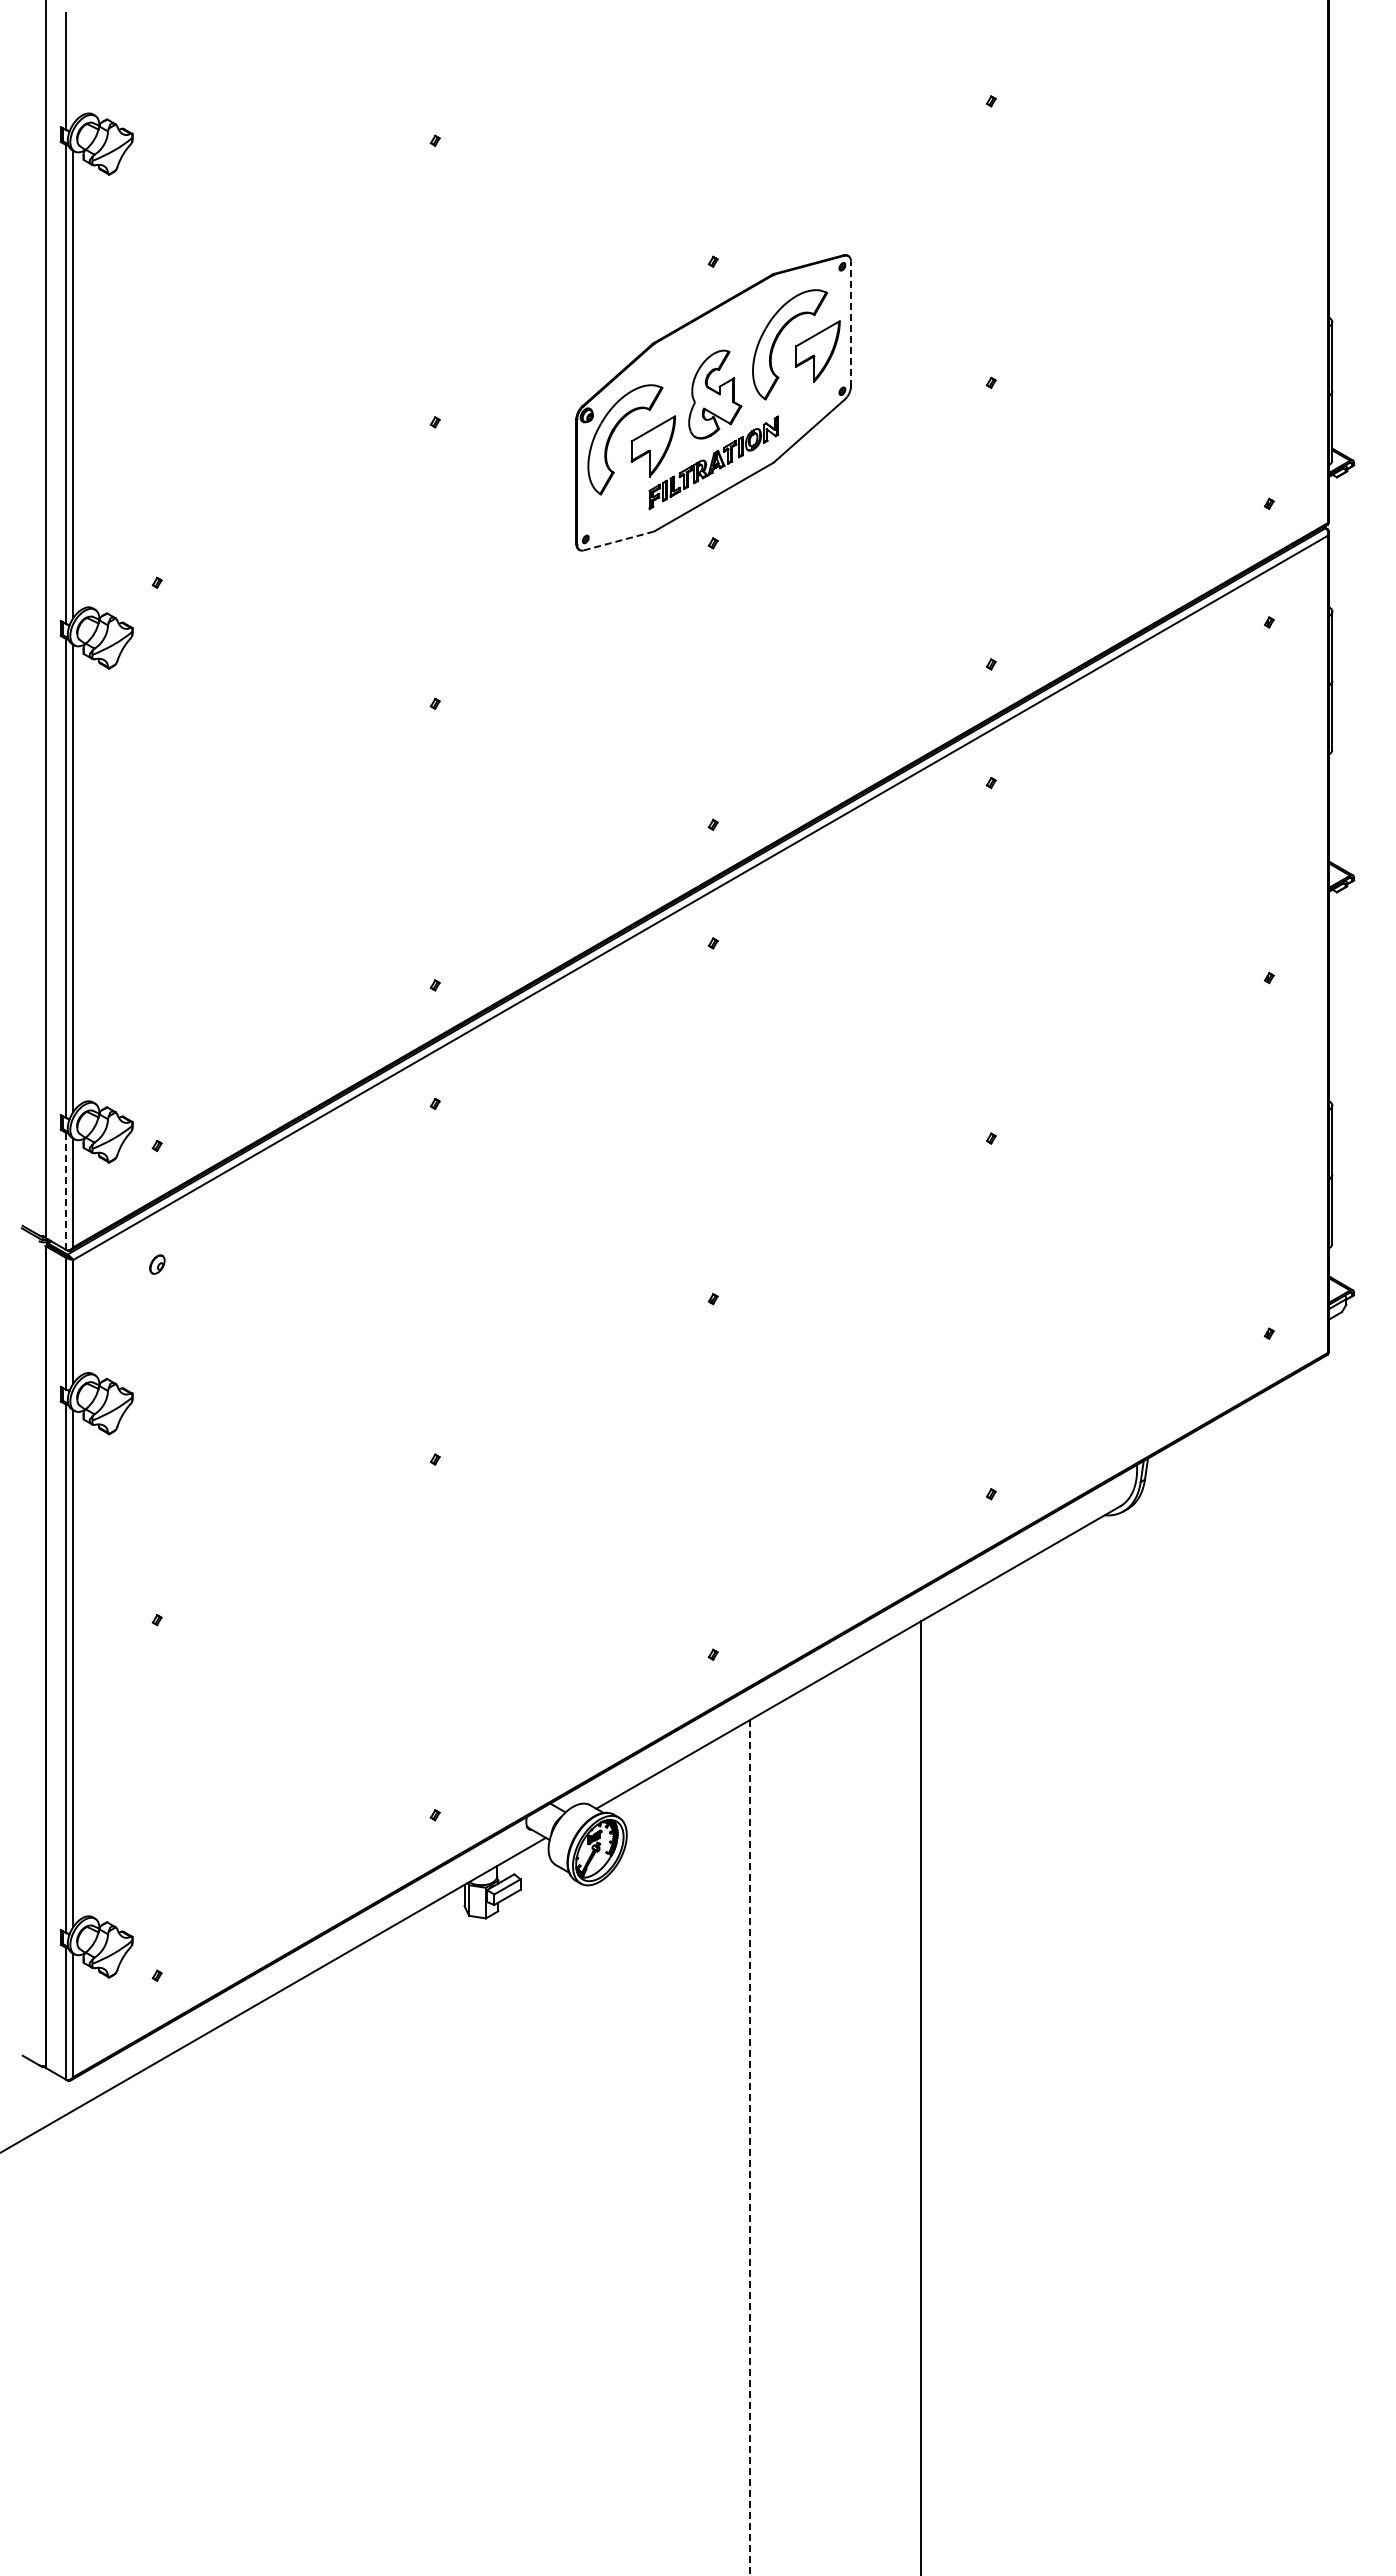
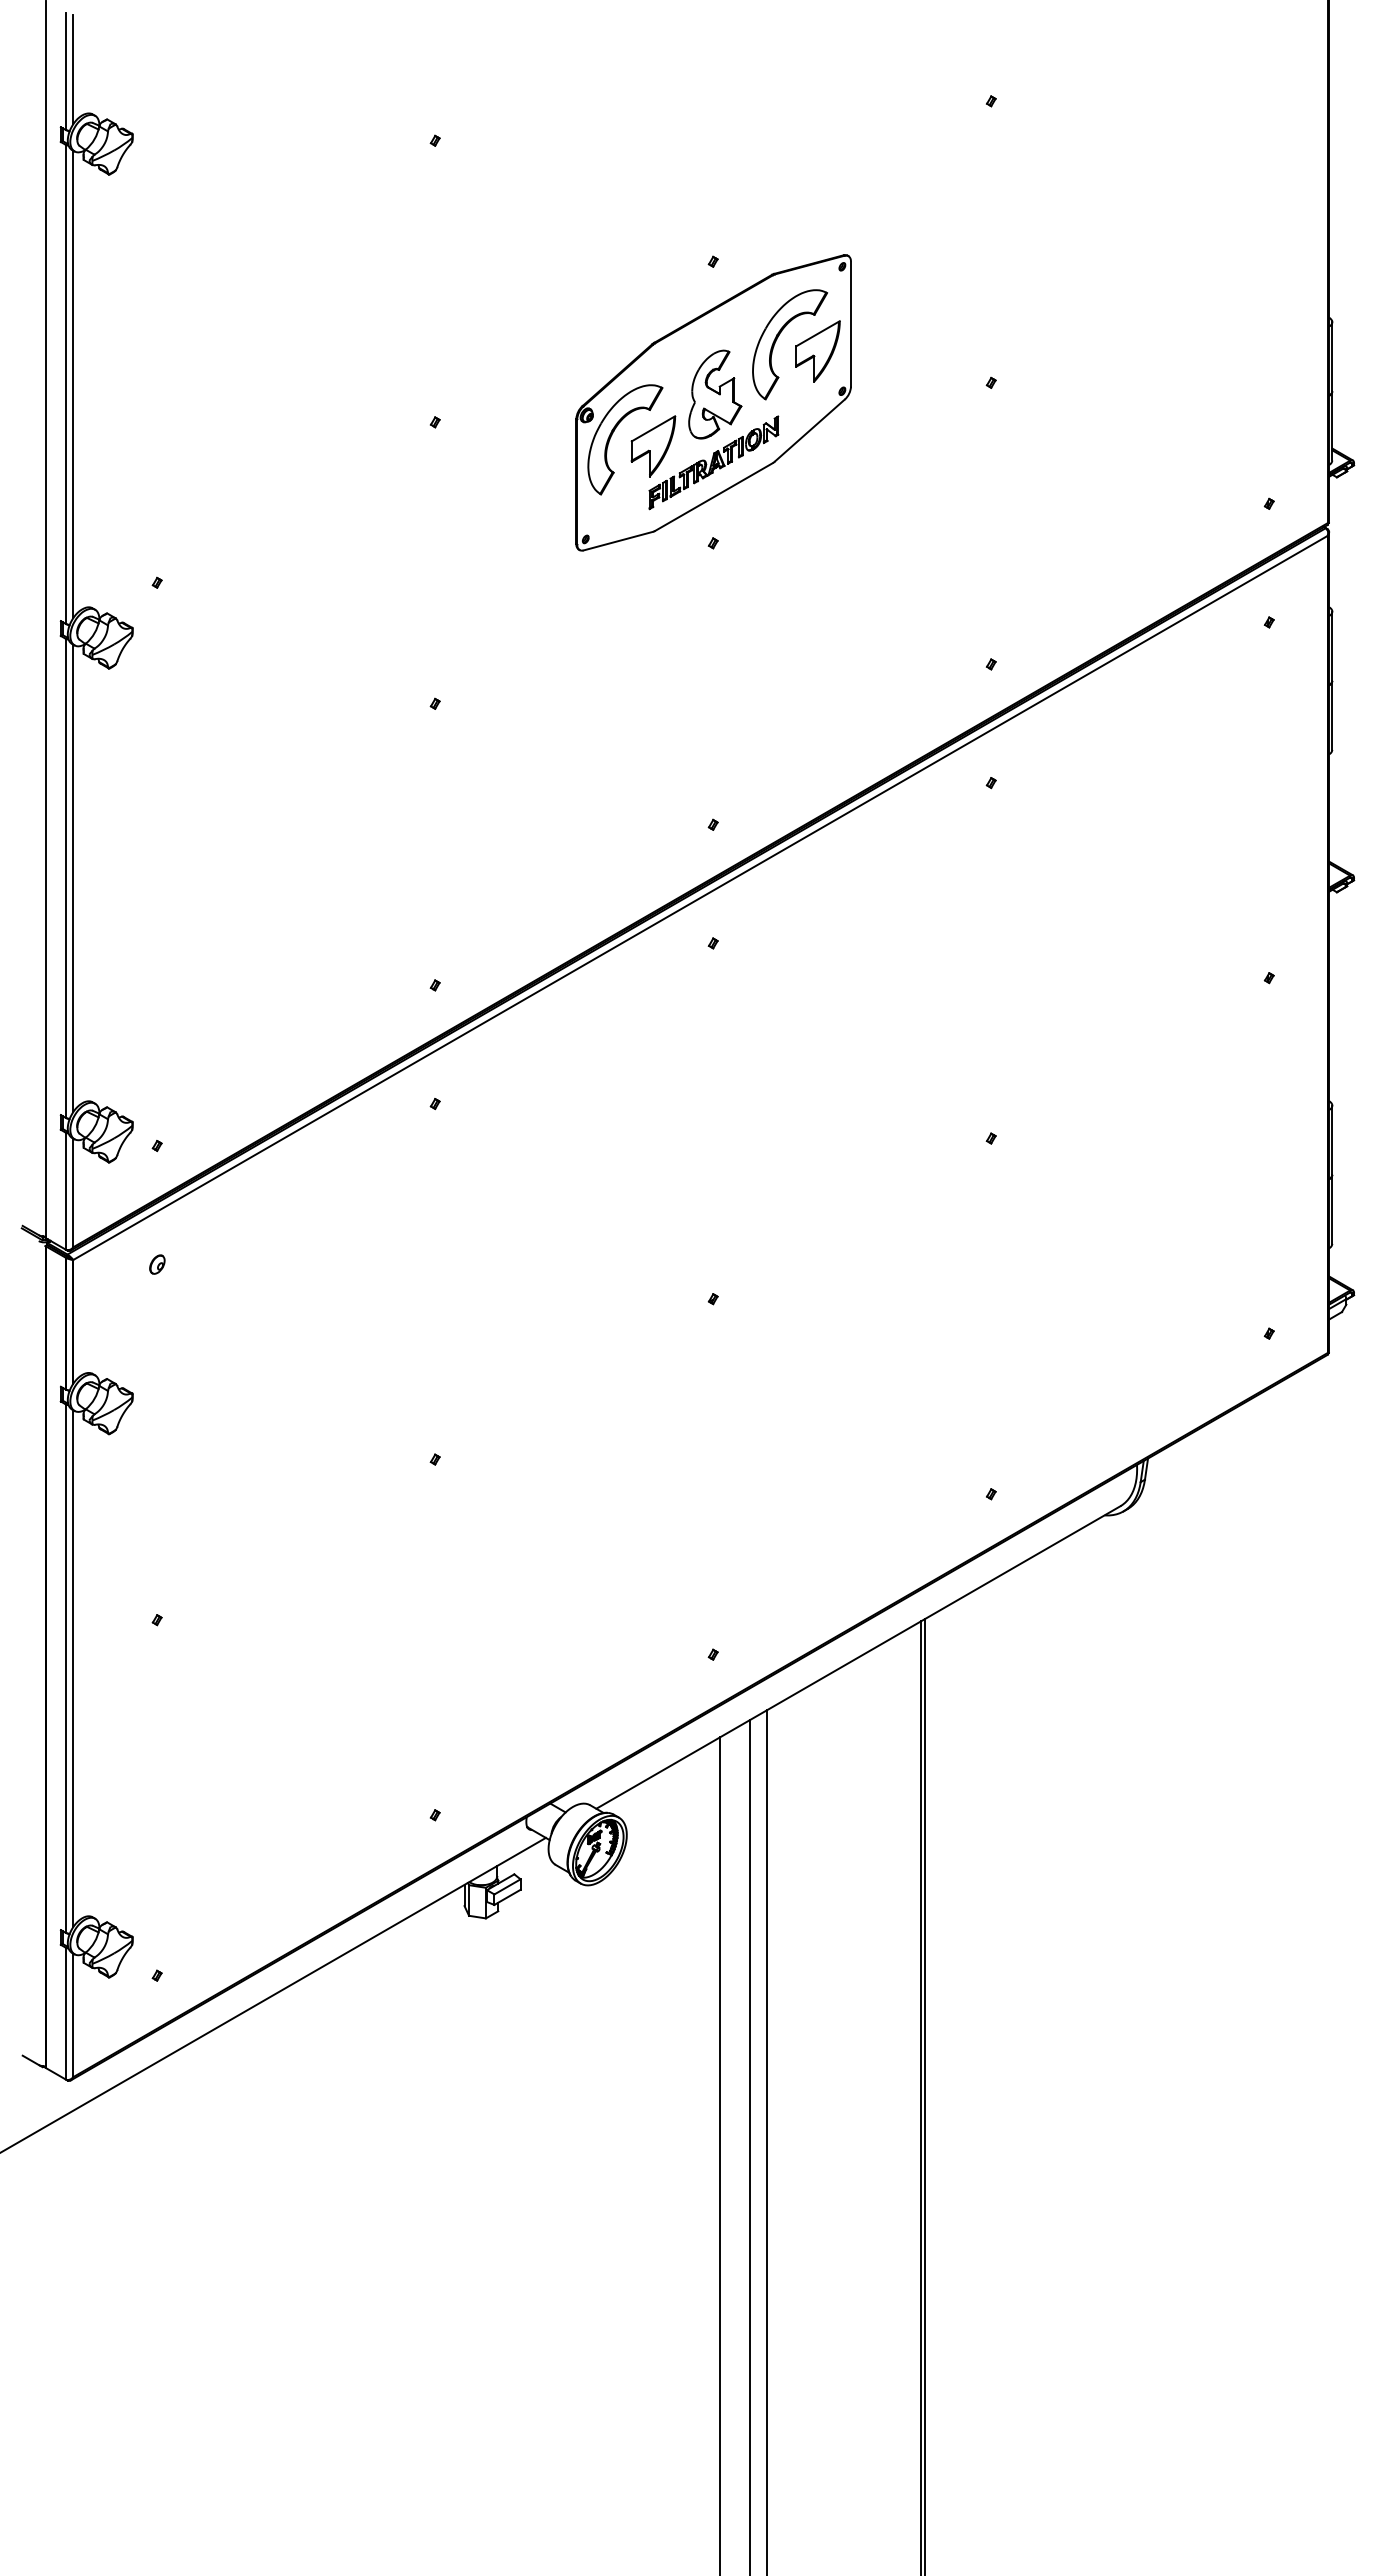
line: none -> present (73, 69)
line: dashed -> solid (850, 323)
line: dashed -> solid (618, 541)
line: dashed -> solid (65, 1191)
line: none -> present (924, 2095)
line: none -> present (767, 2141)
line: dashed -> solid (750, 2148)
line: none -> present (720, 2154)
